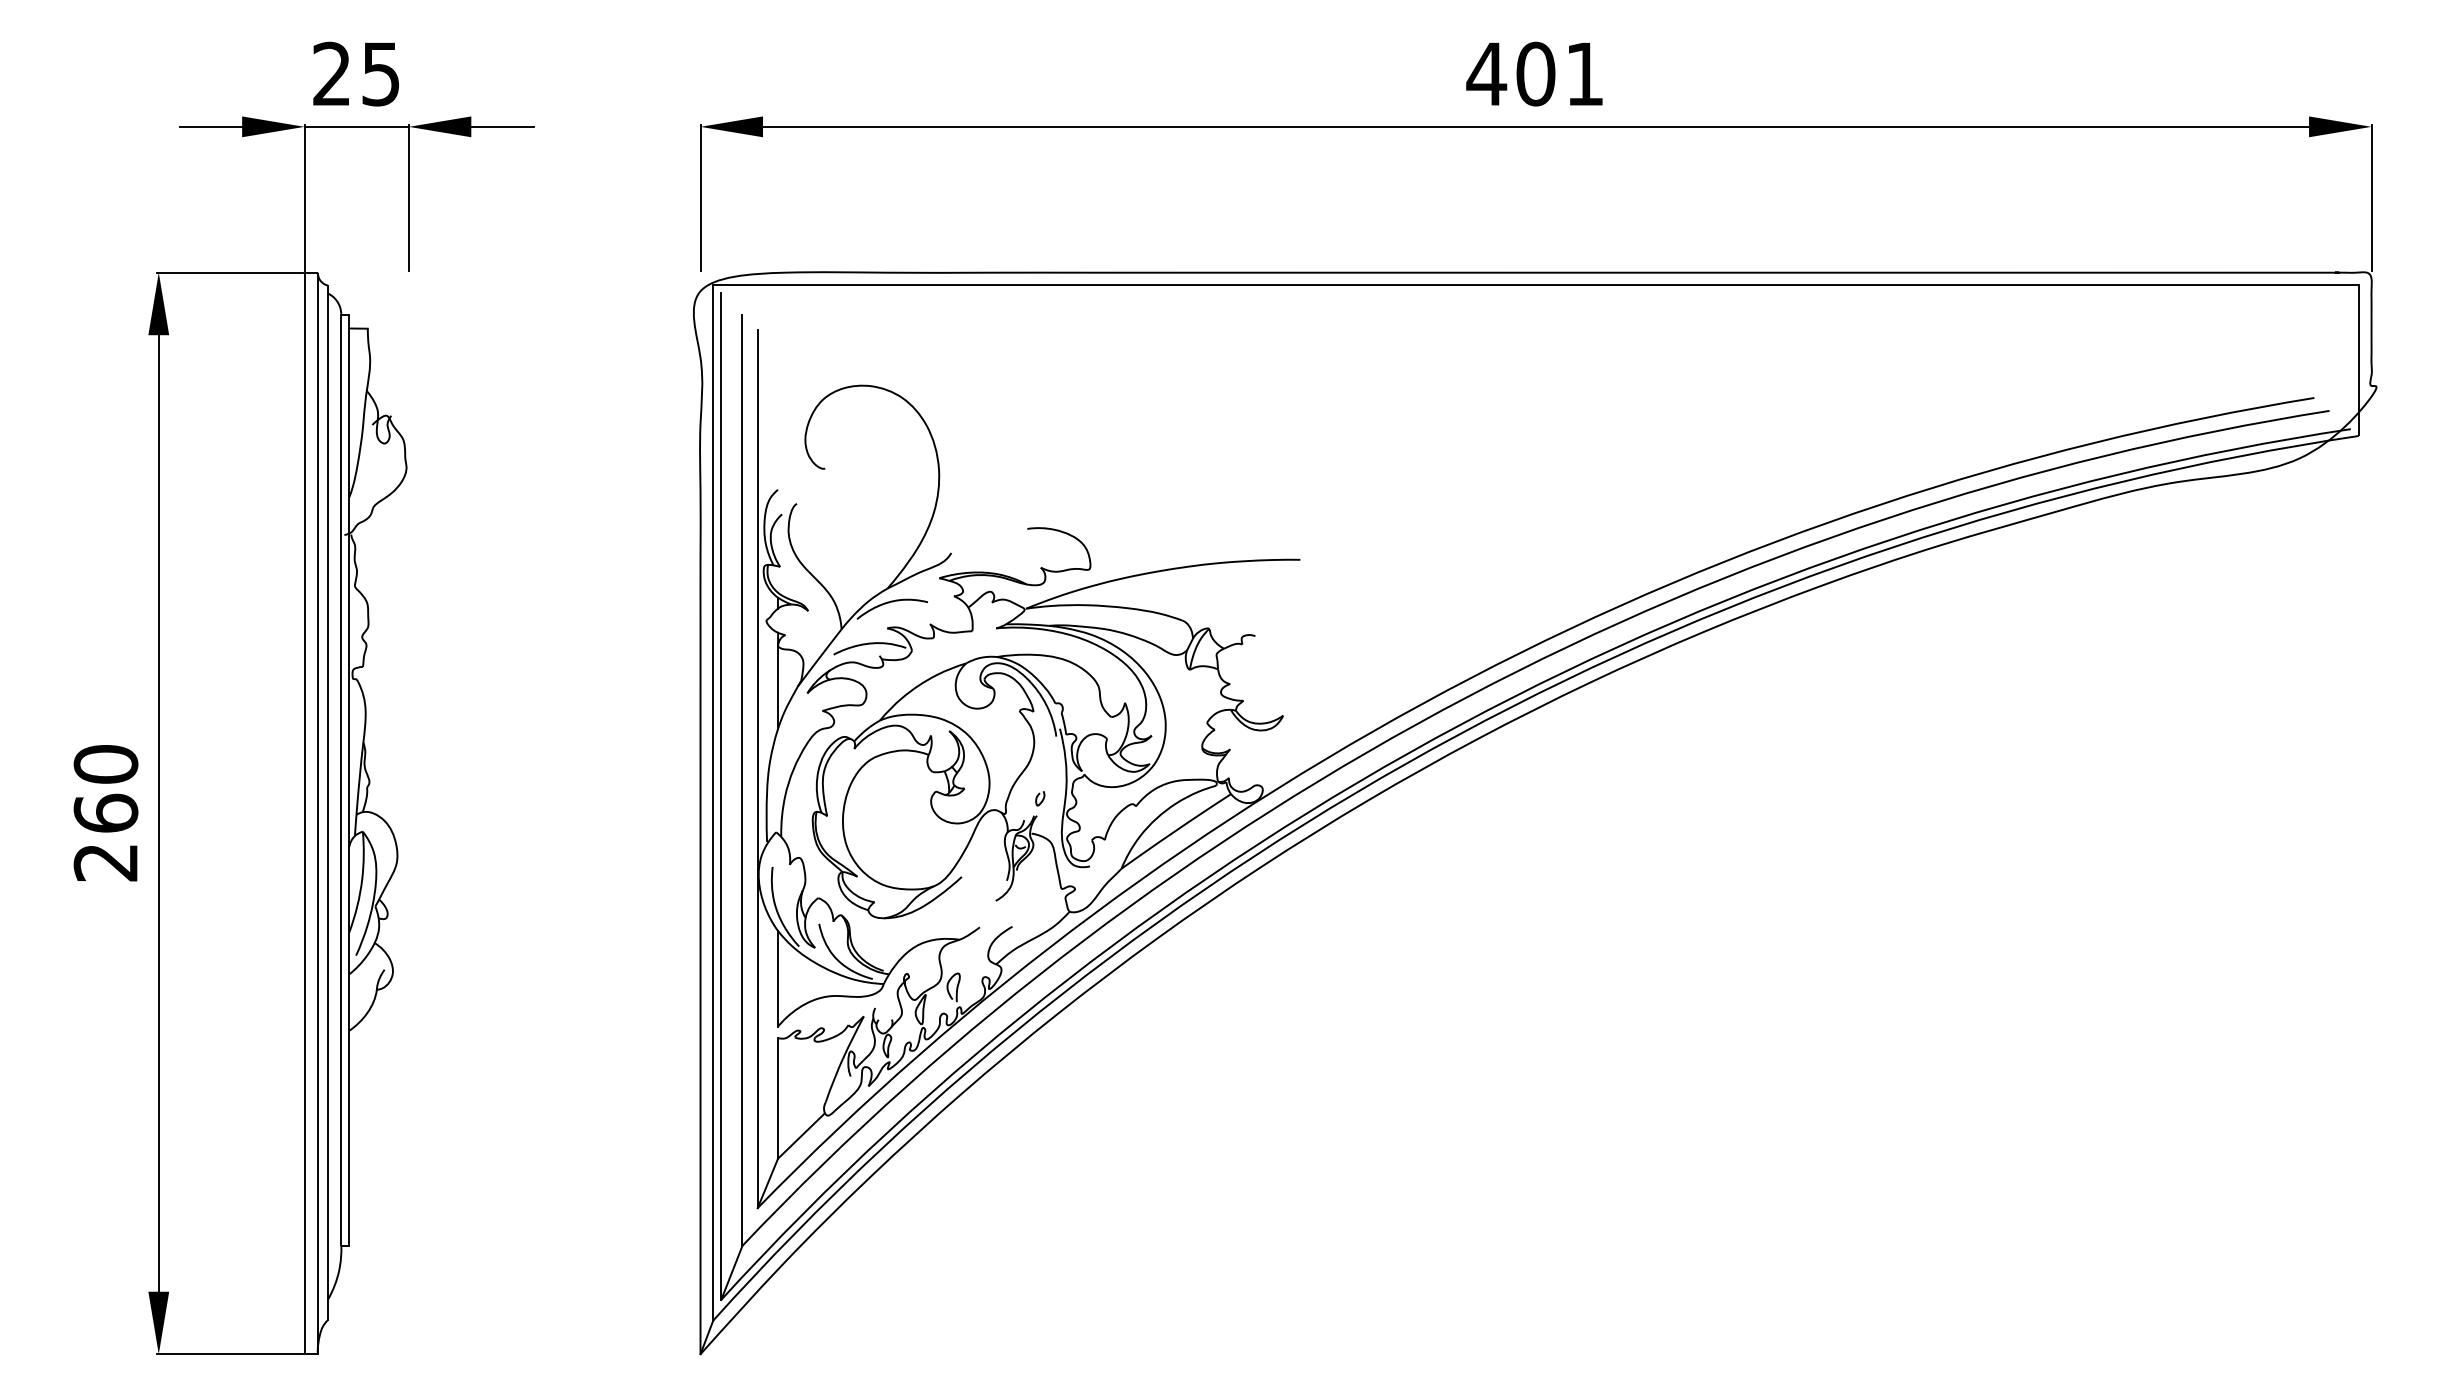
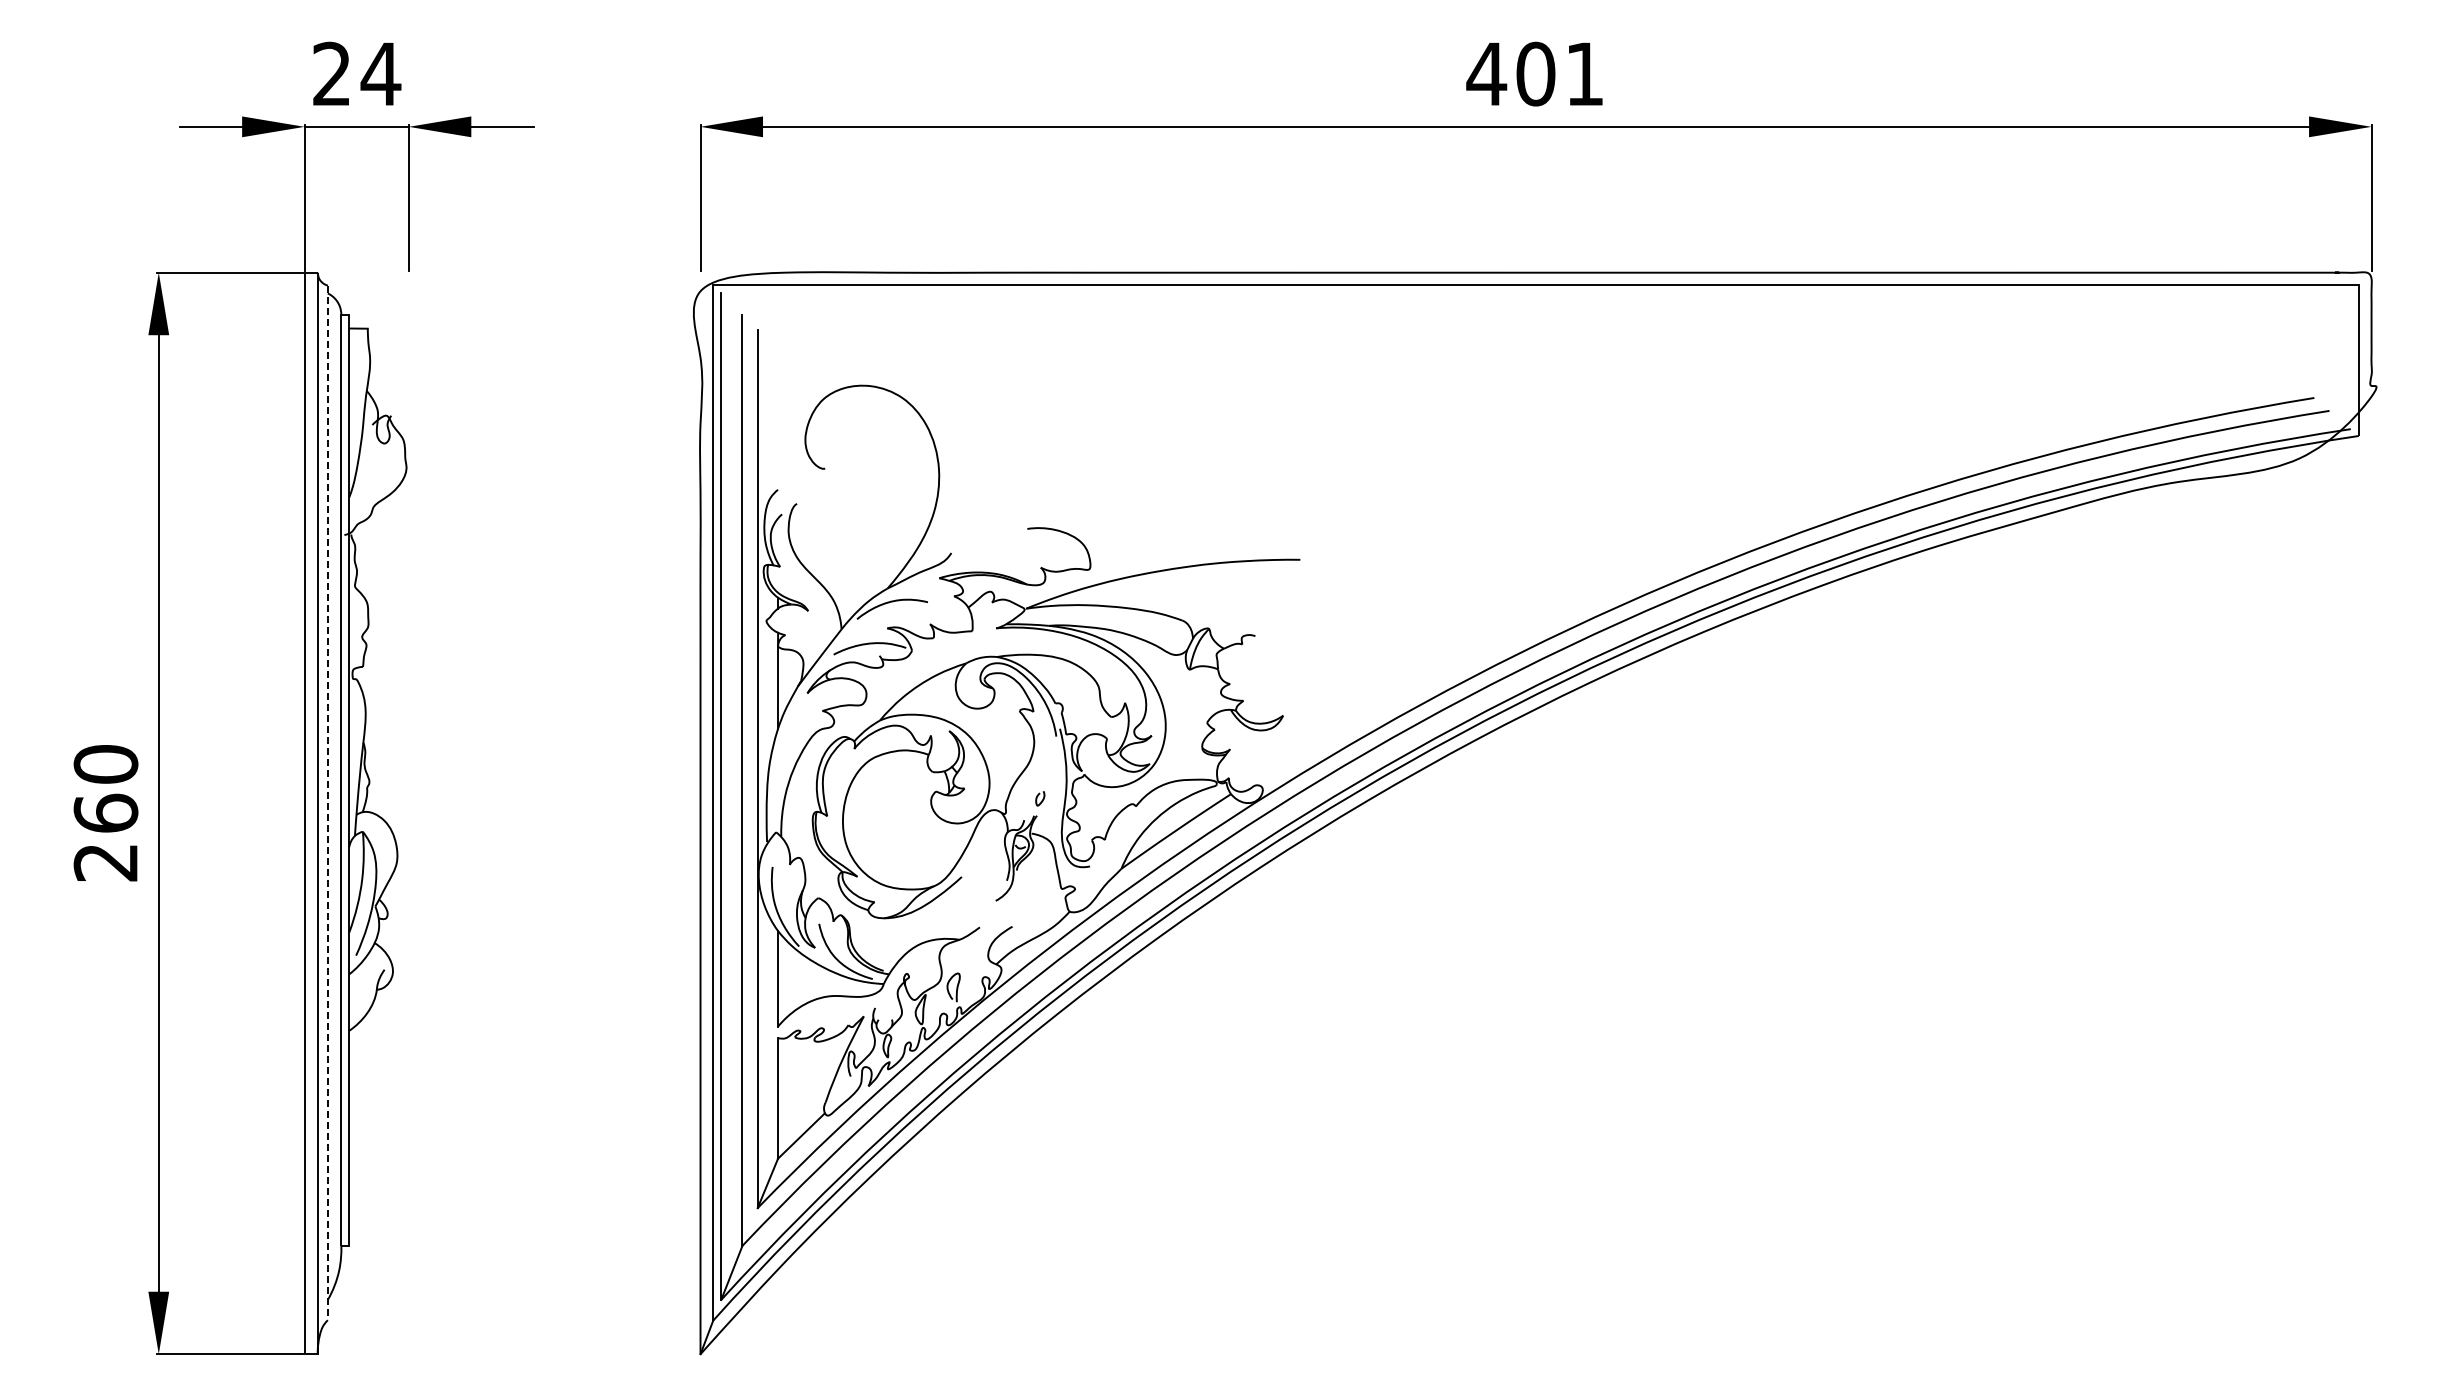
text: 25 -> 24 (380, 74)
line: solid -> dashed (327, 803)
